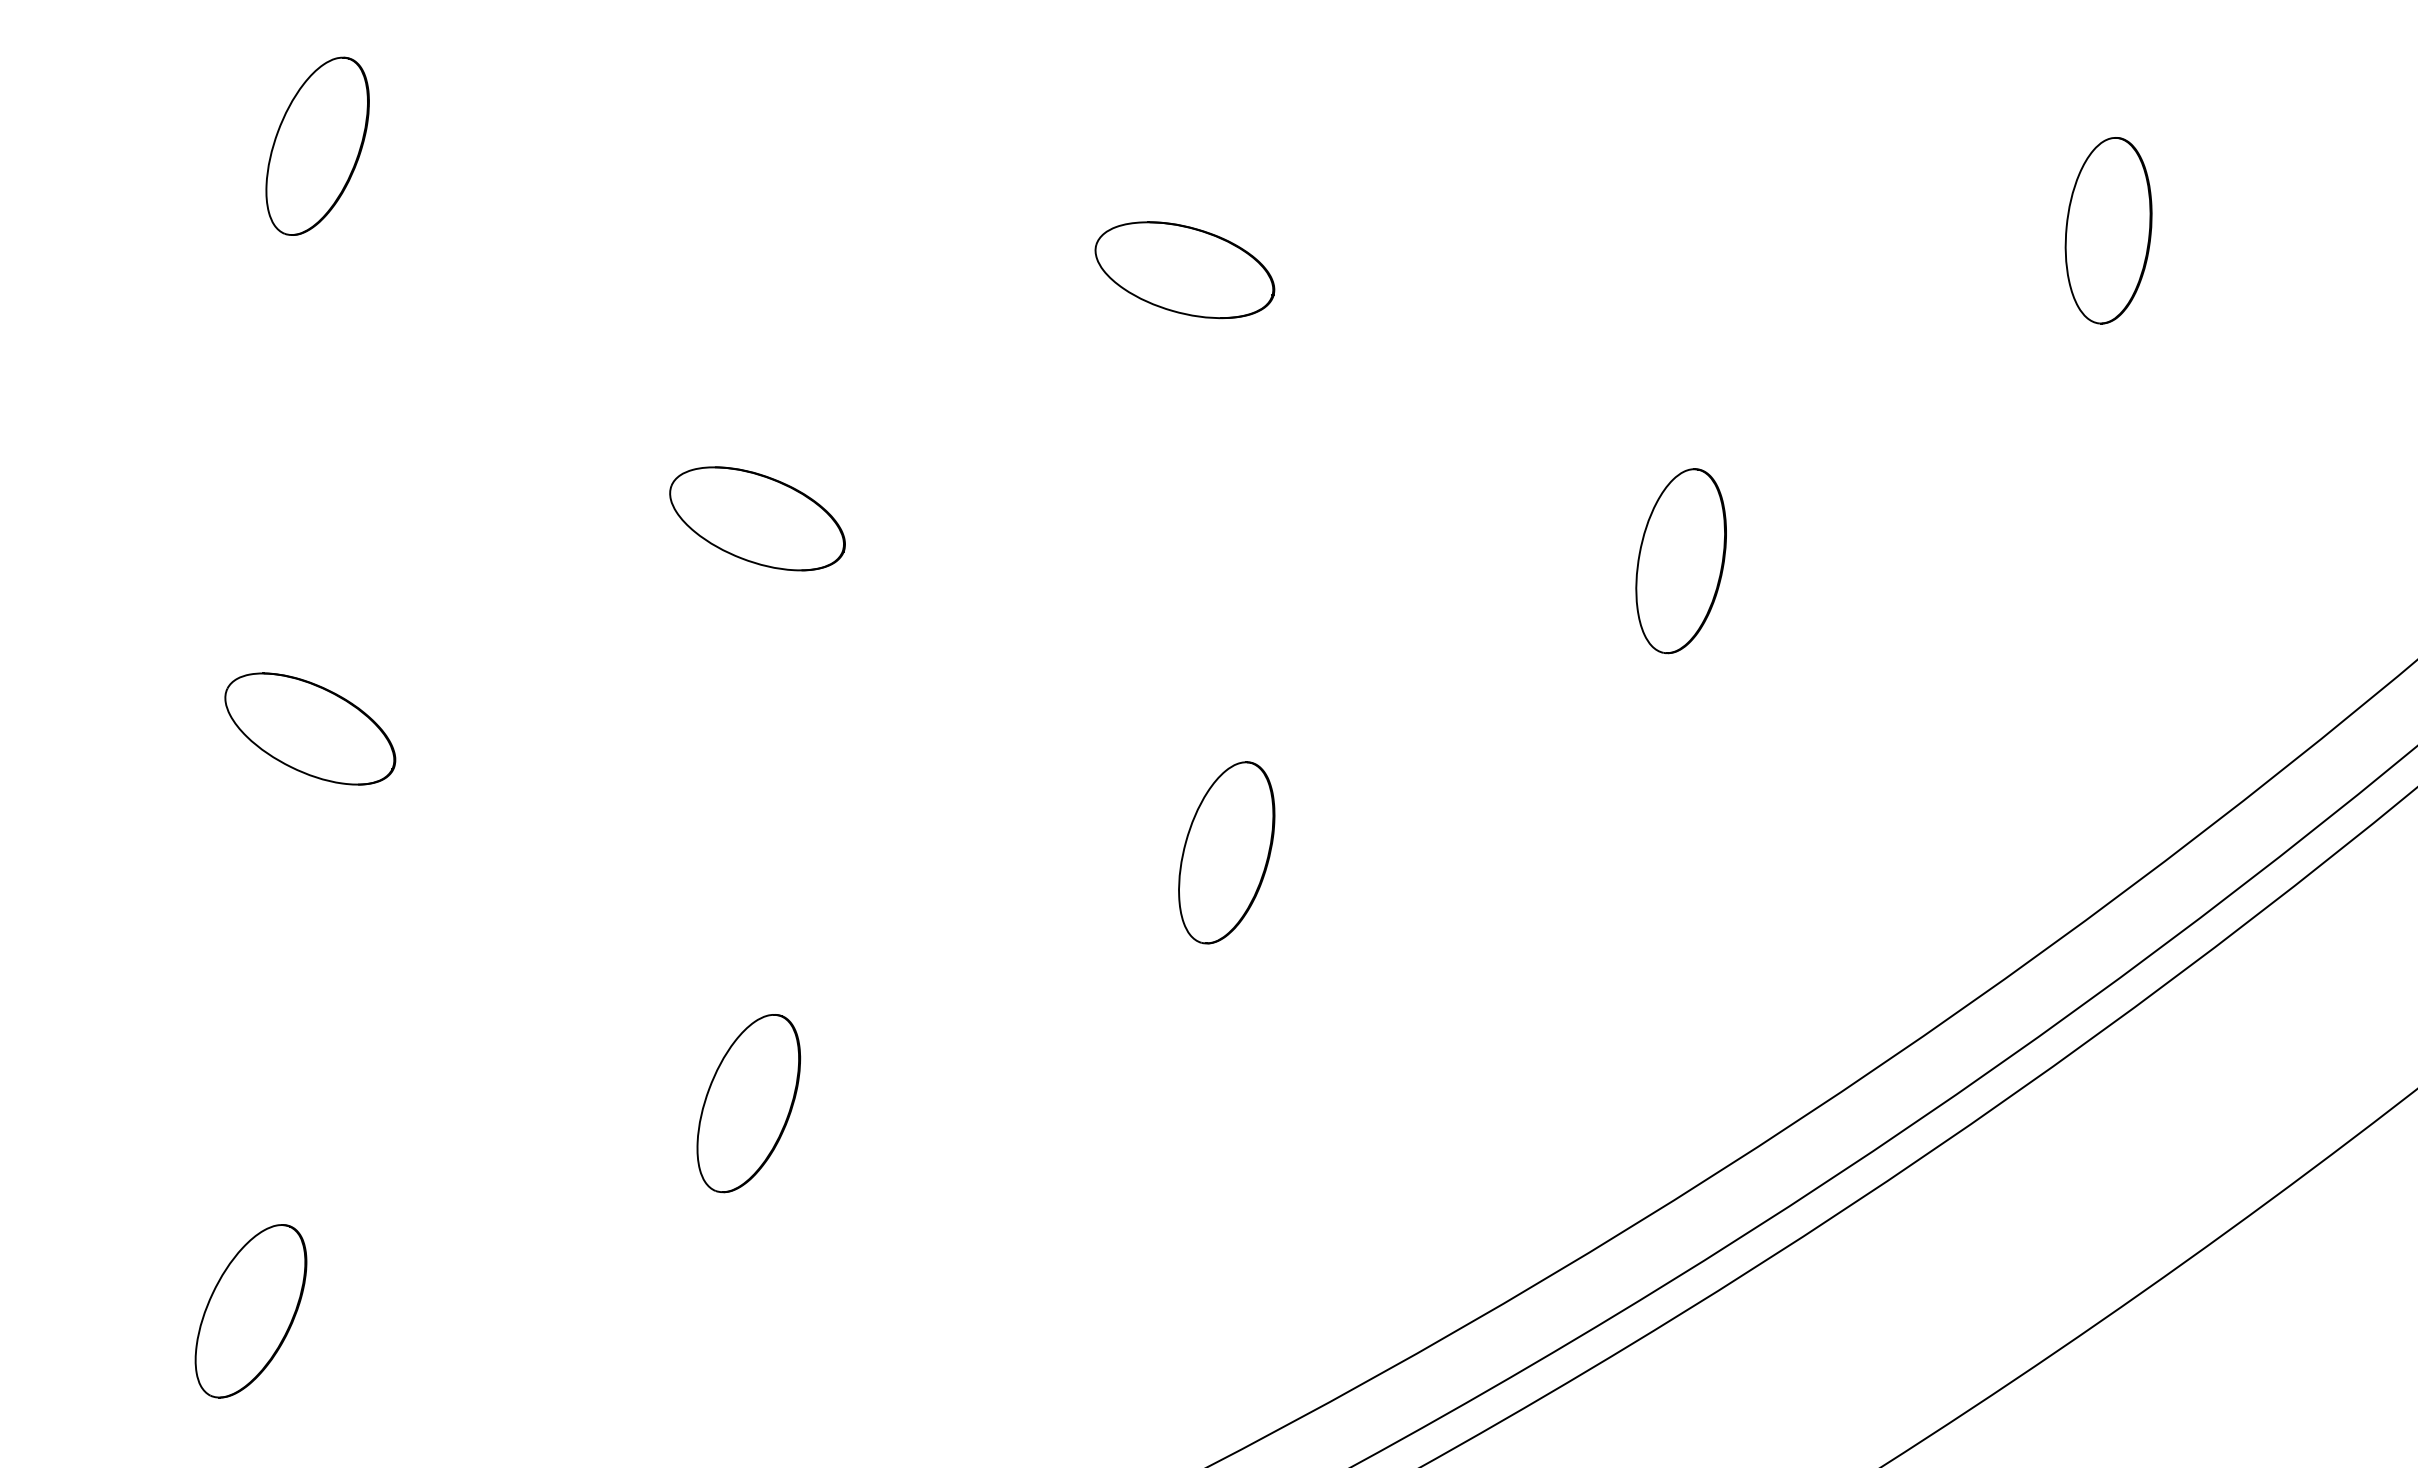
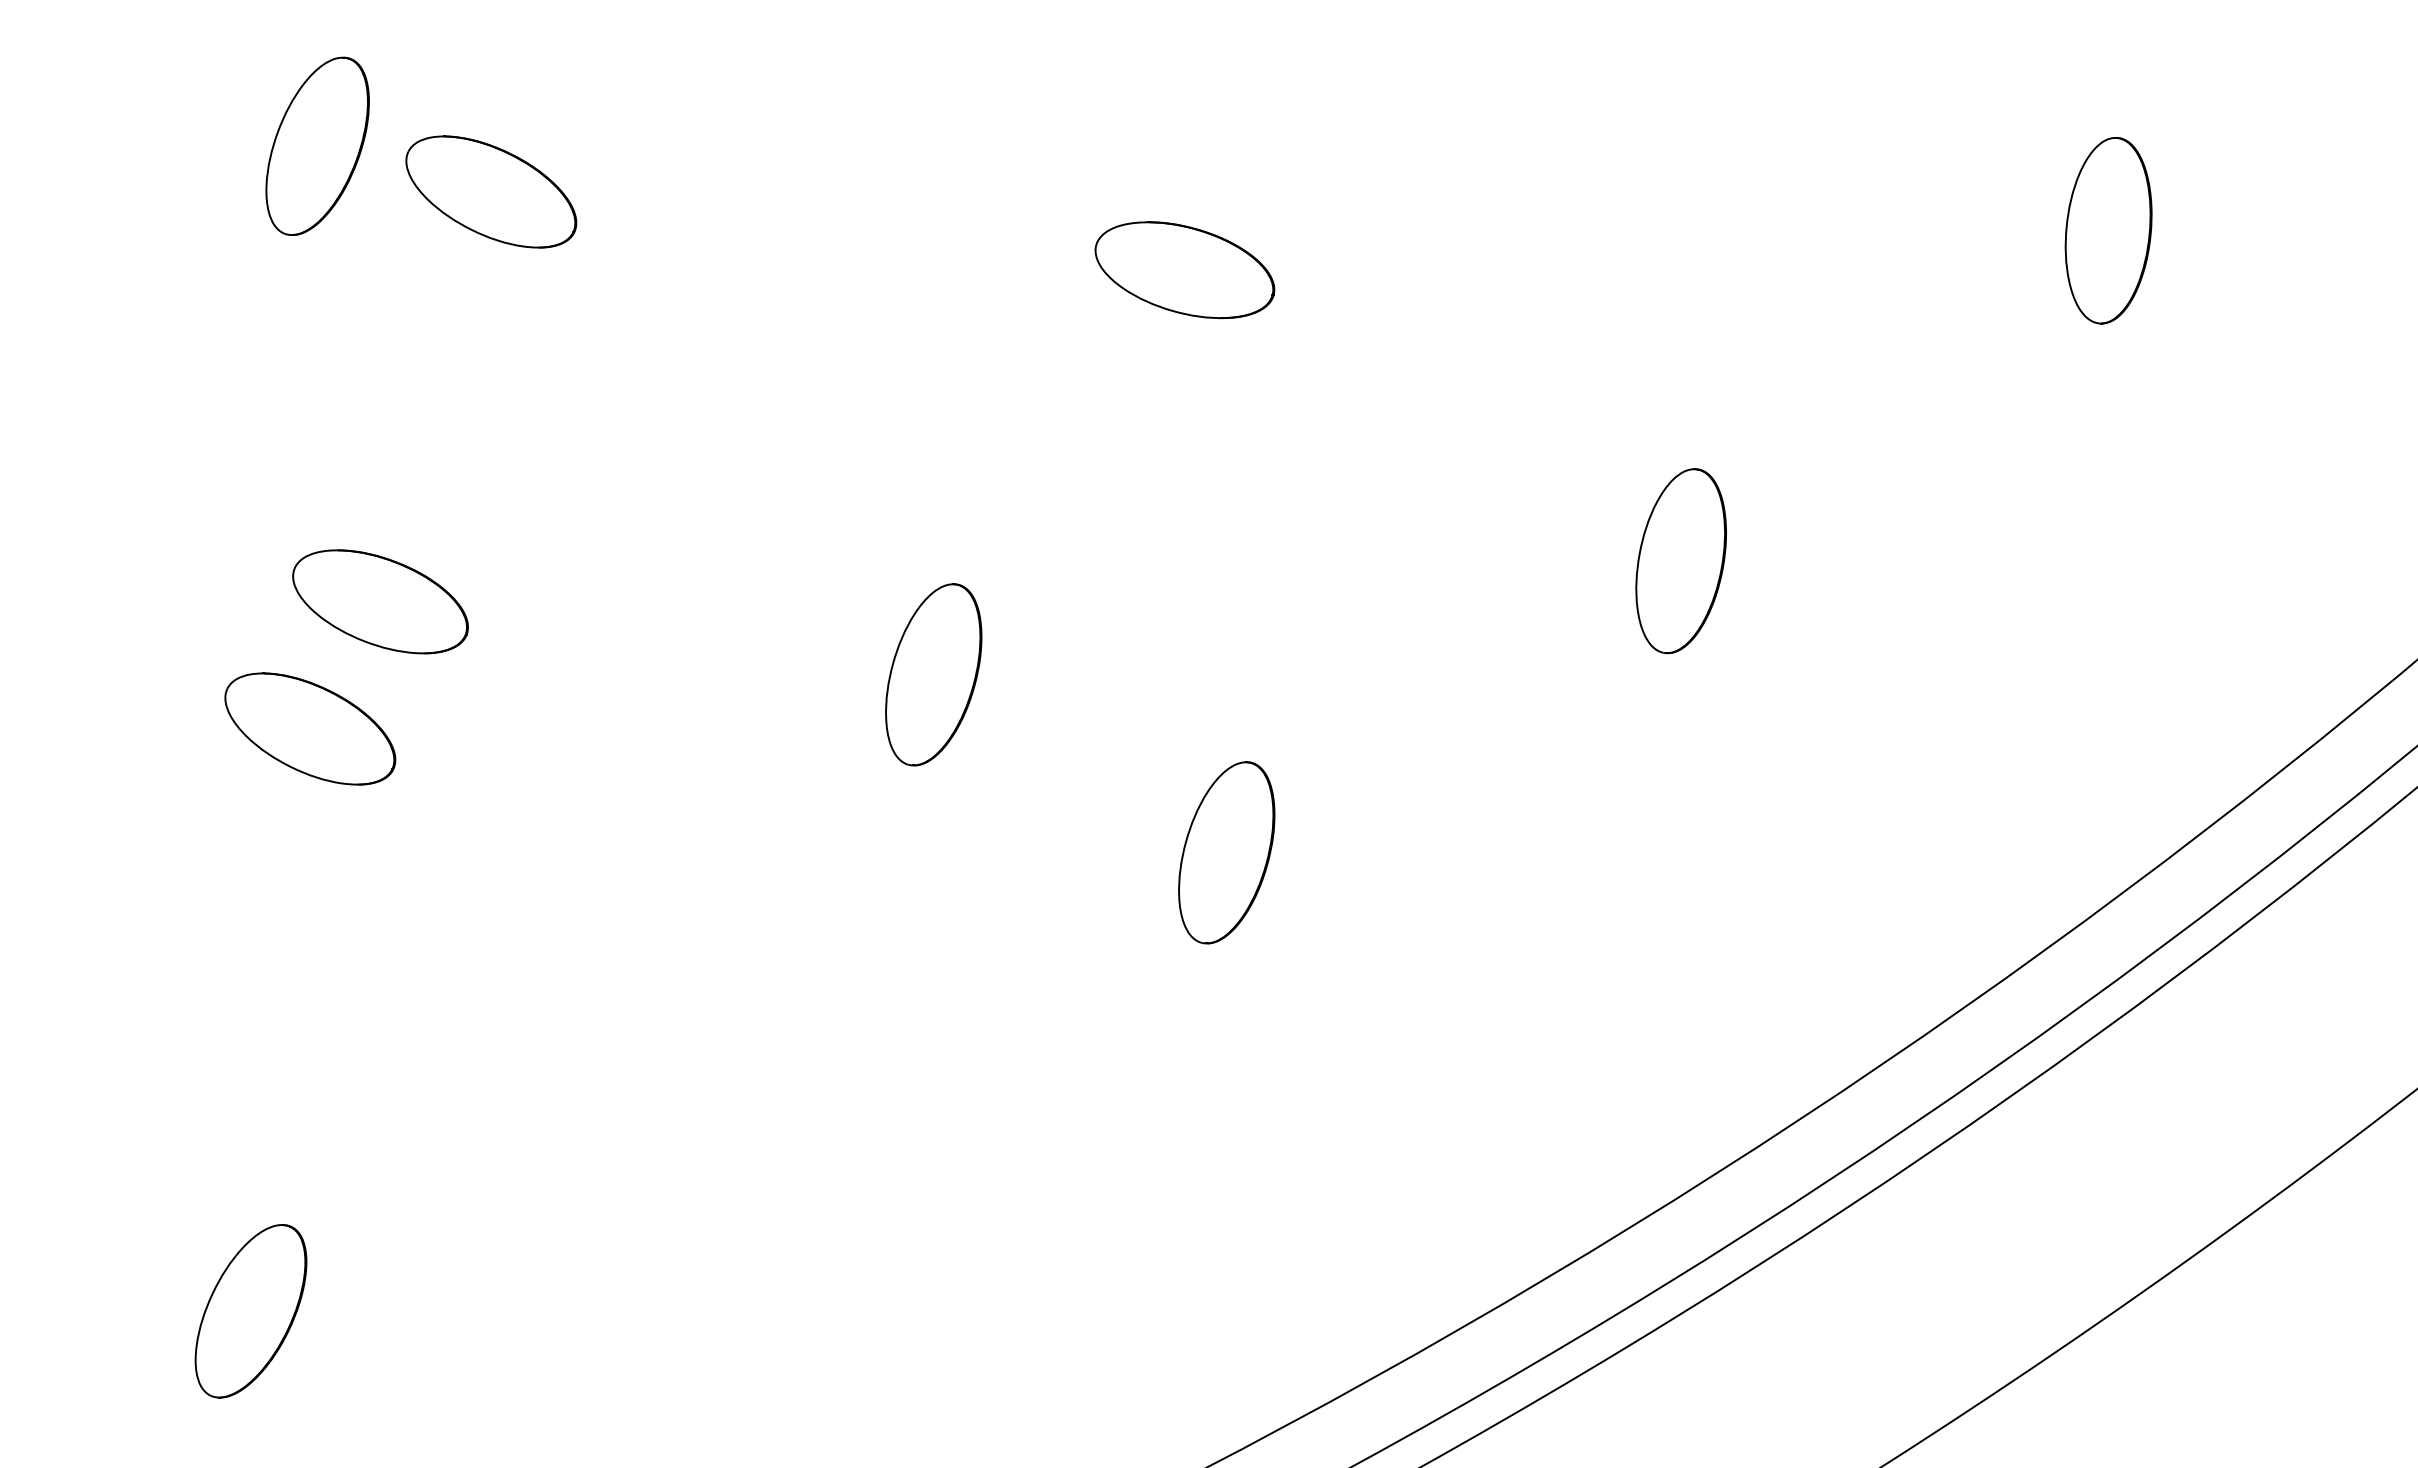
part: none -> present (491, 191)
part position: (757, 518) -> (380, 601) (380, 601)
part: none -> present (933, 674)
part: present -> none (748, 1103)
